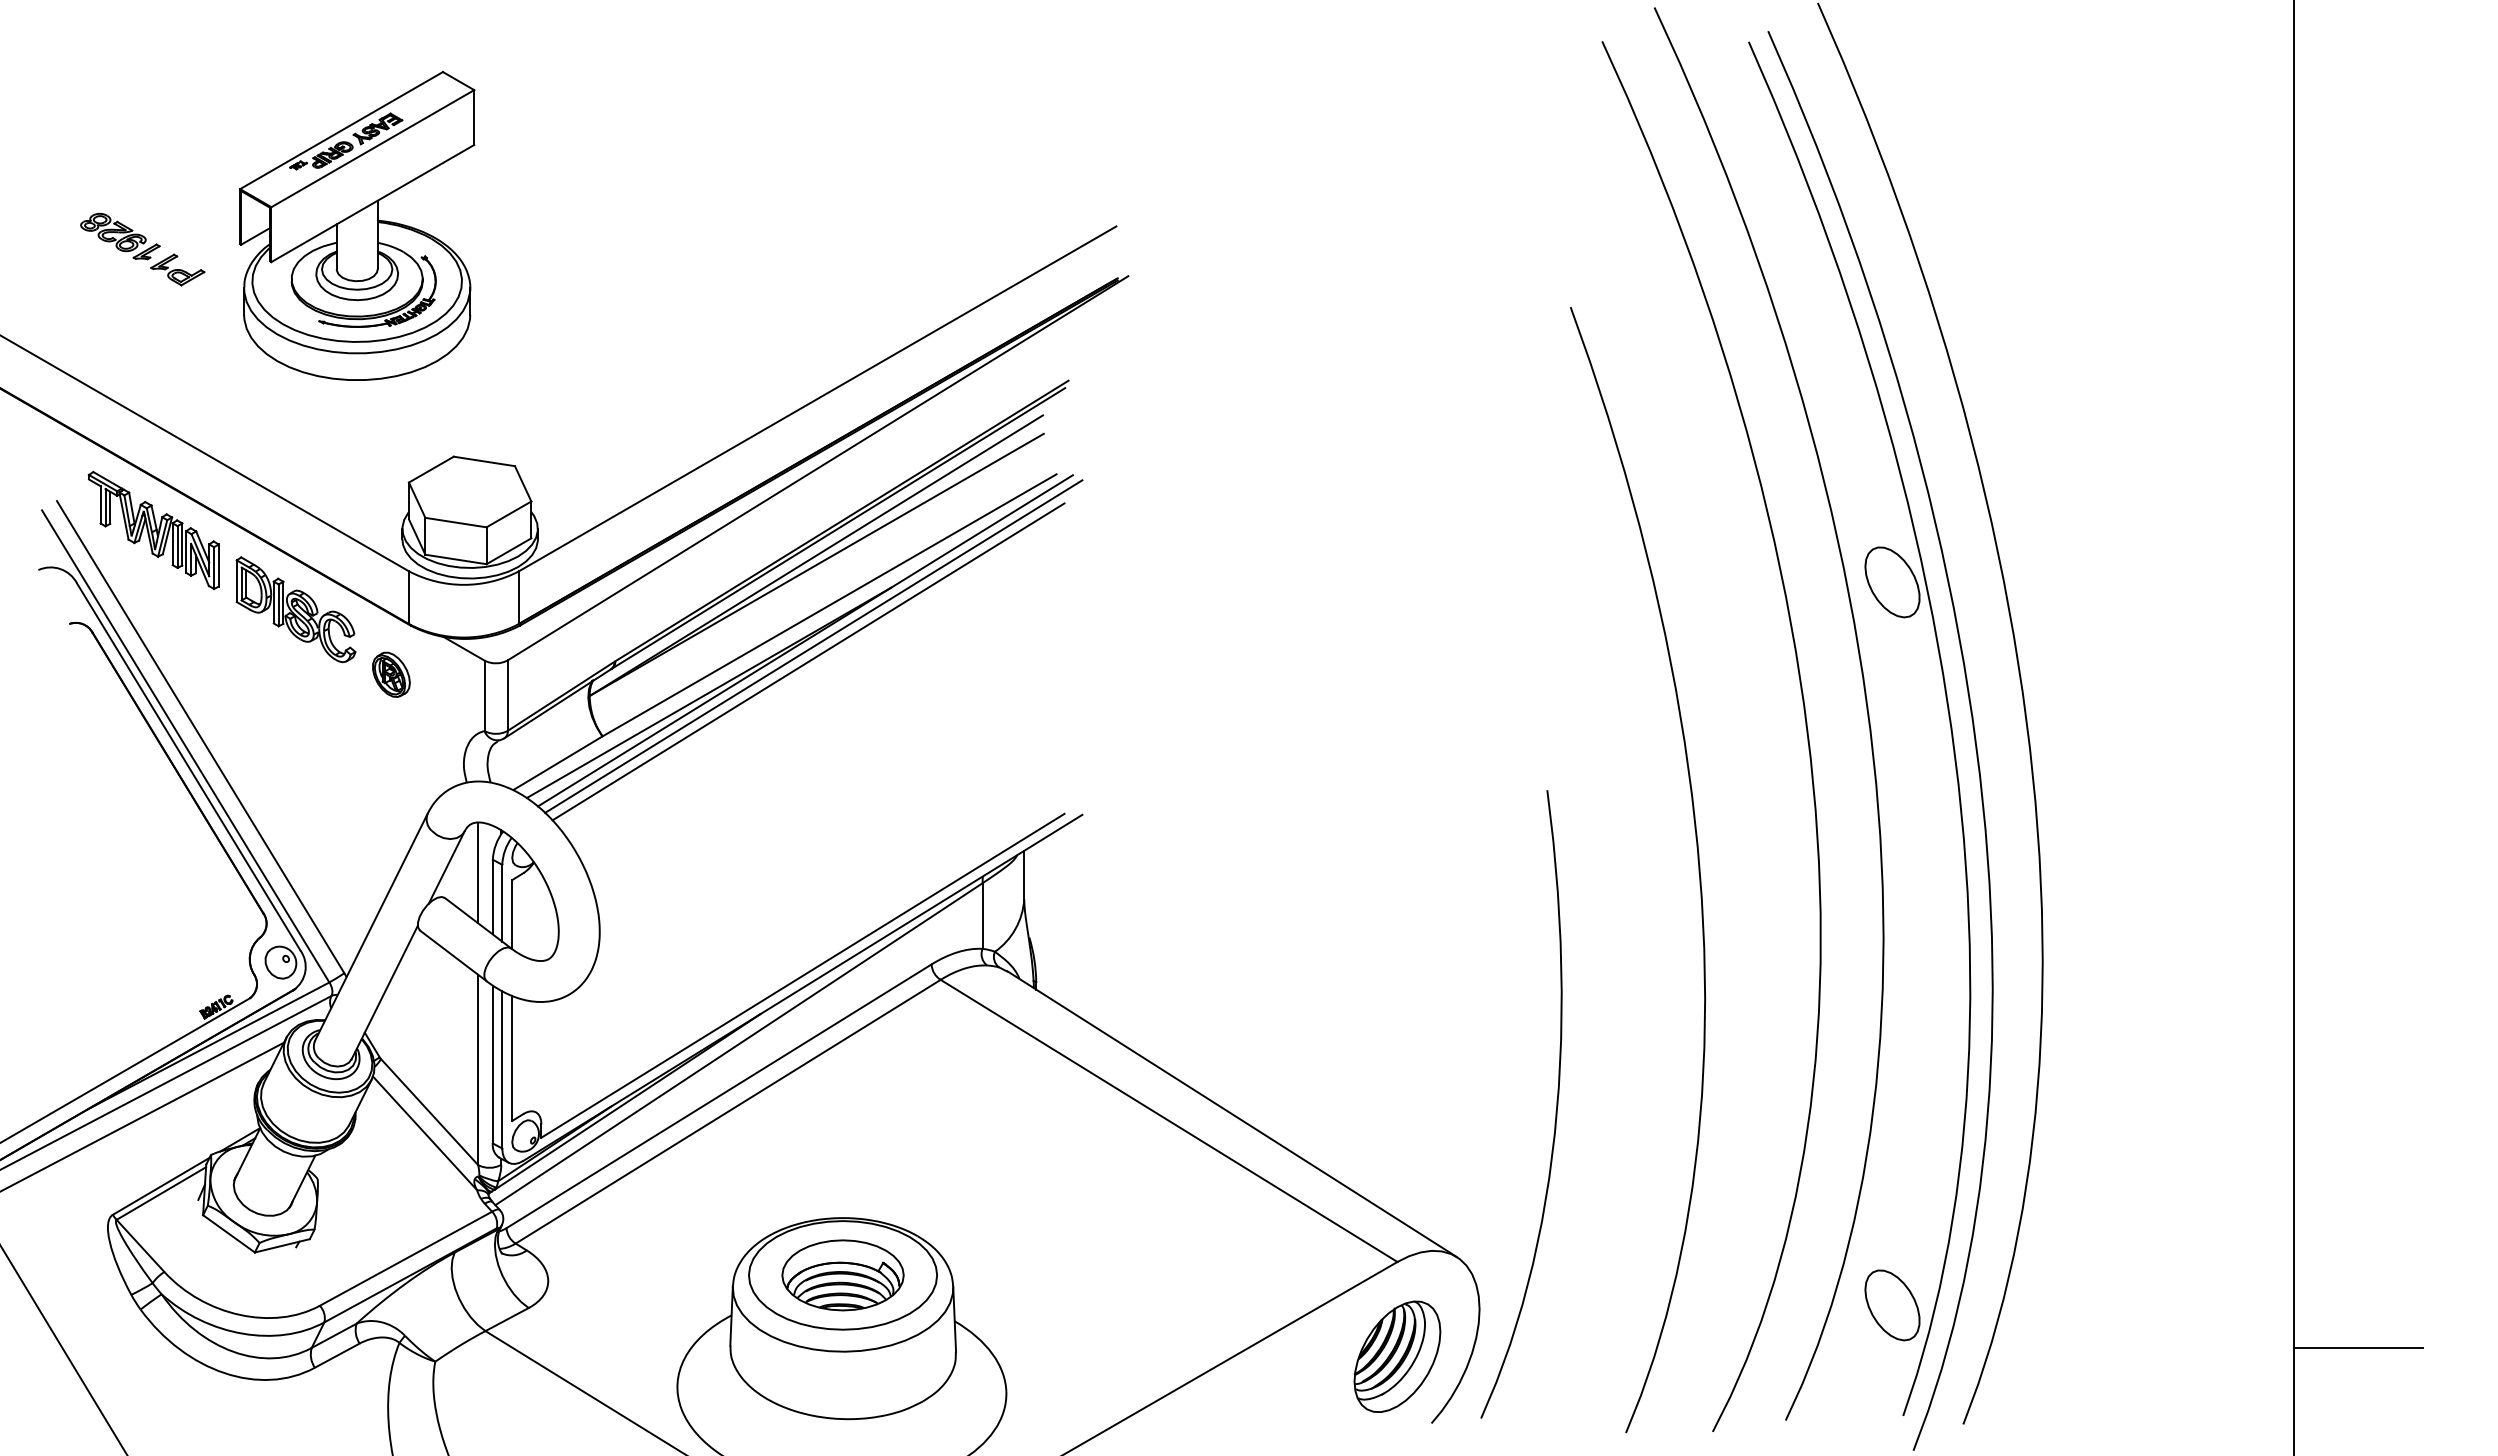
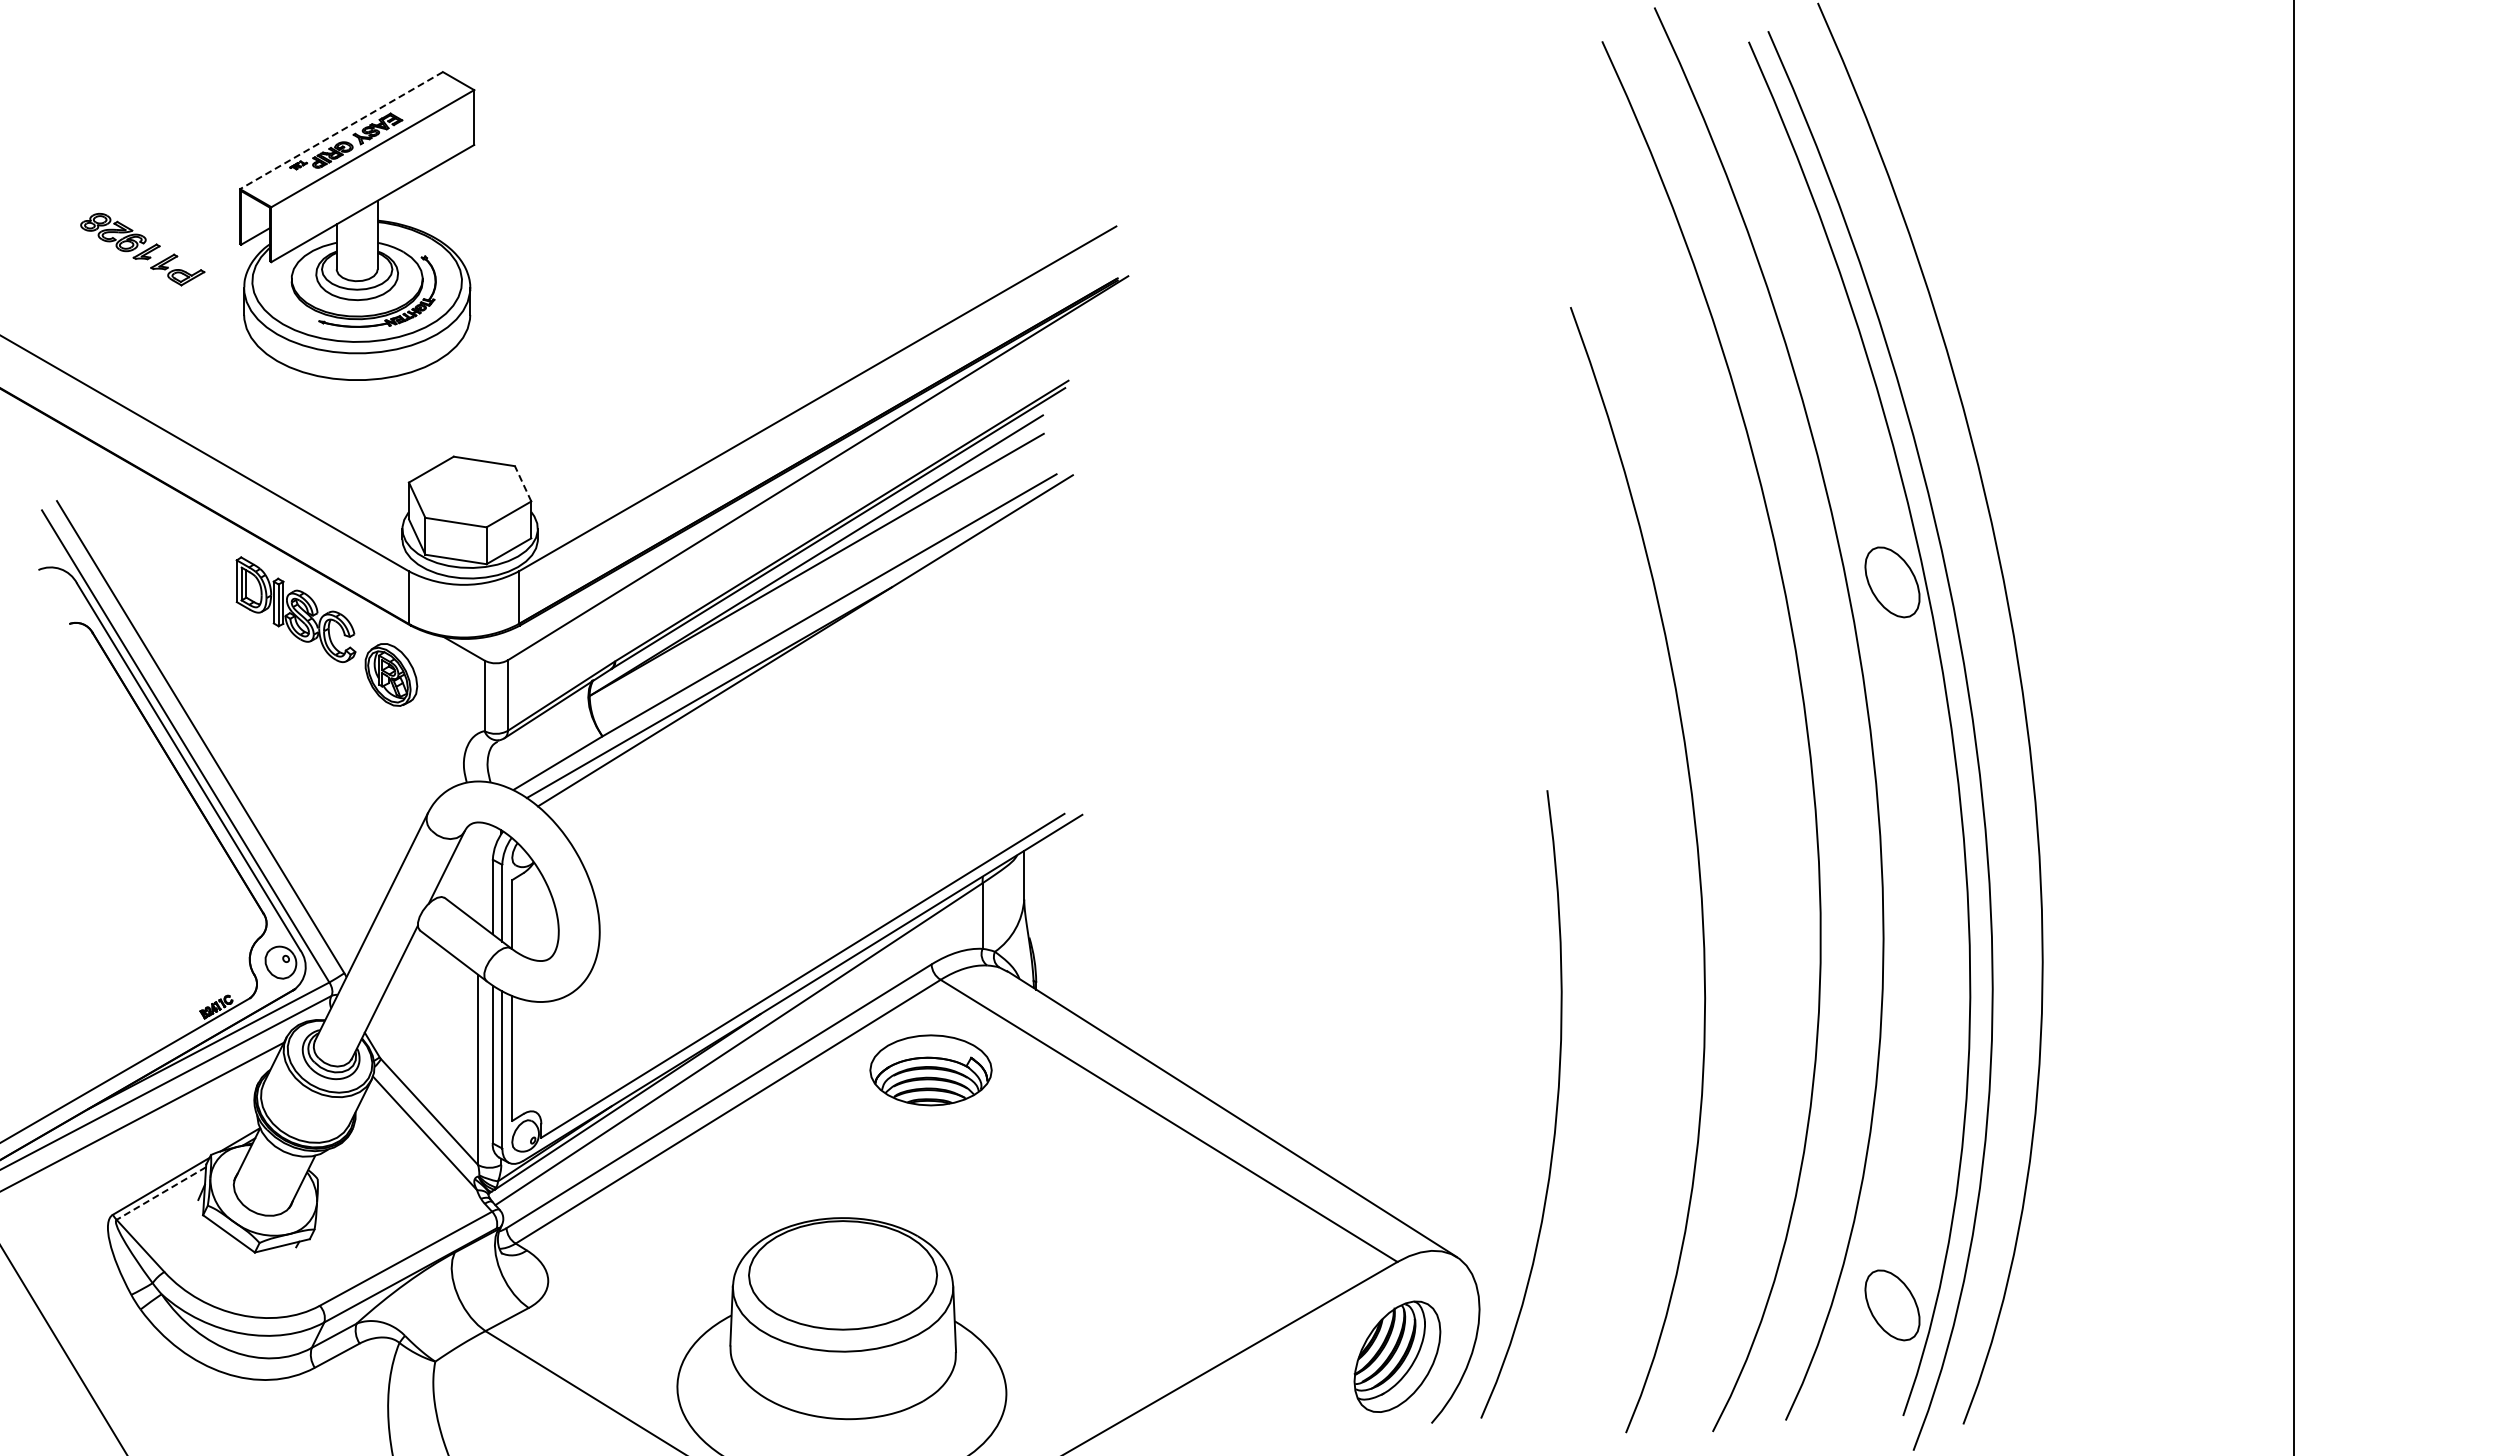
line: solid -> dashed (341, 130)
line: solid -> dashed (522, 483)
part: present -> none (153, 529)
line: present -> none (813, 646)
line: present -> none (808, 661)
part size: 39x47 px -> 55x64 px (391, 674)
line: present -> none (478, 872)
line: solid -> dashed (161, 1193)
part position: (842, 1275) -> (930, 1070) (930, 1070)
line: present -> none (2358, 1347)
